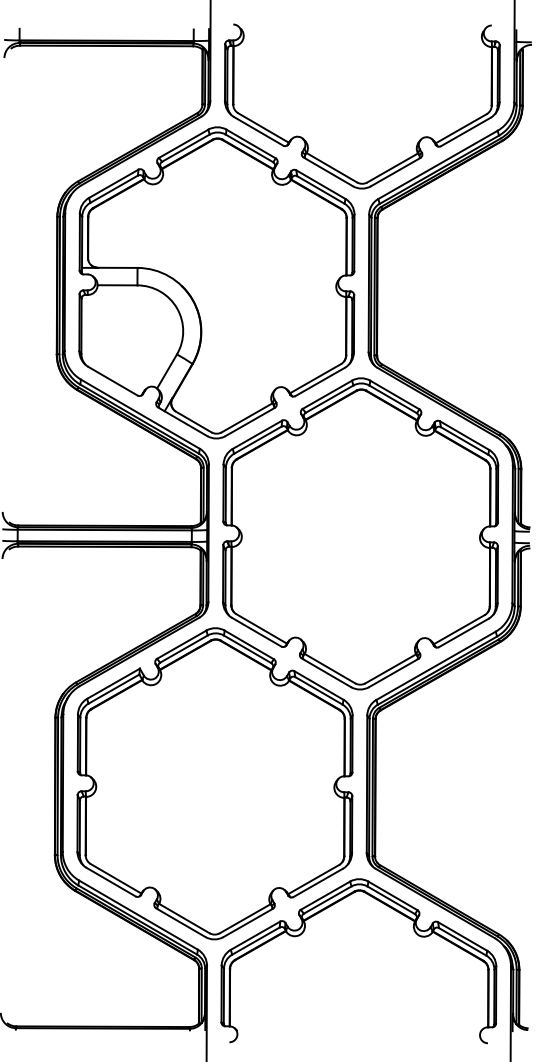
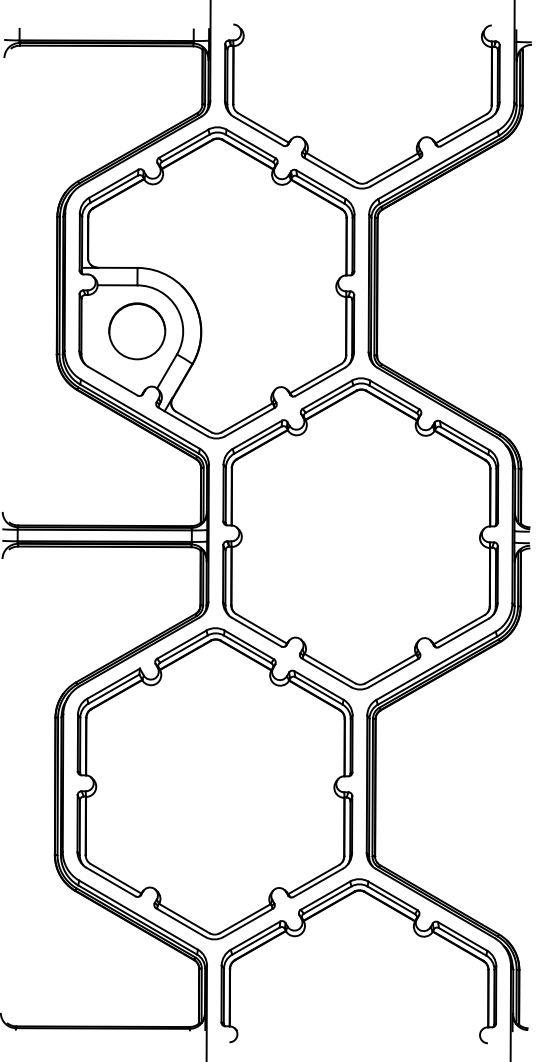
circle: none -> present (137, 331)
